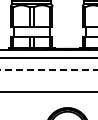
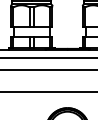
line: dashed -> solid (48, 70)
